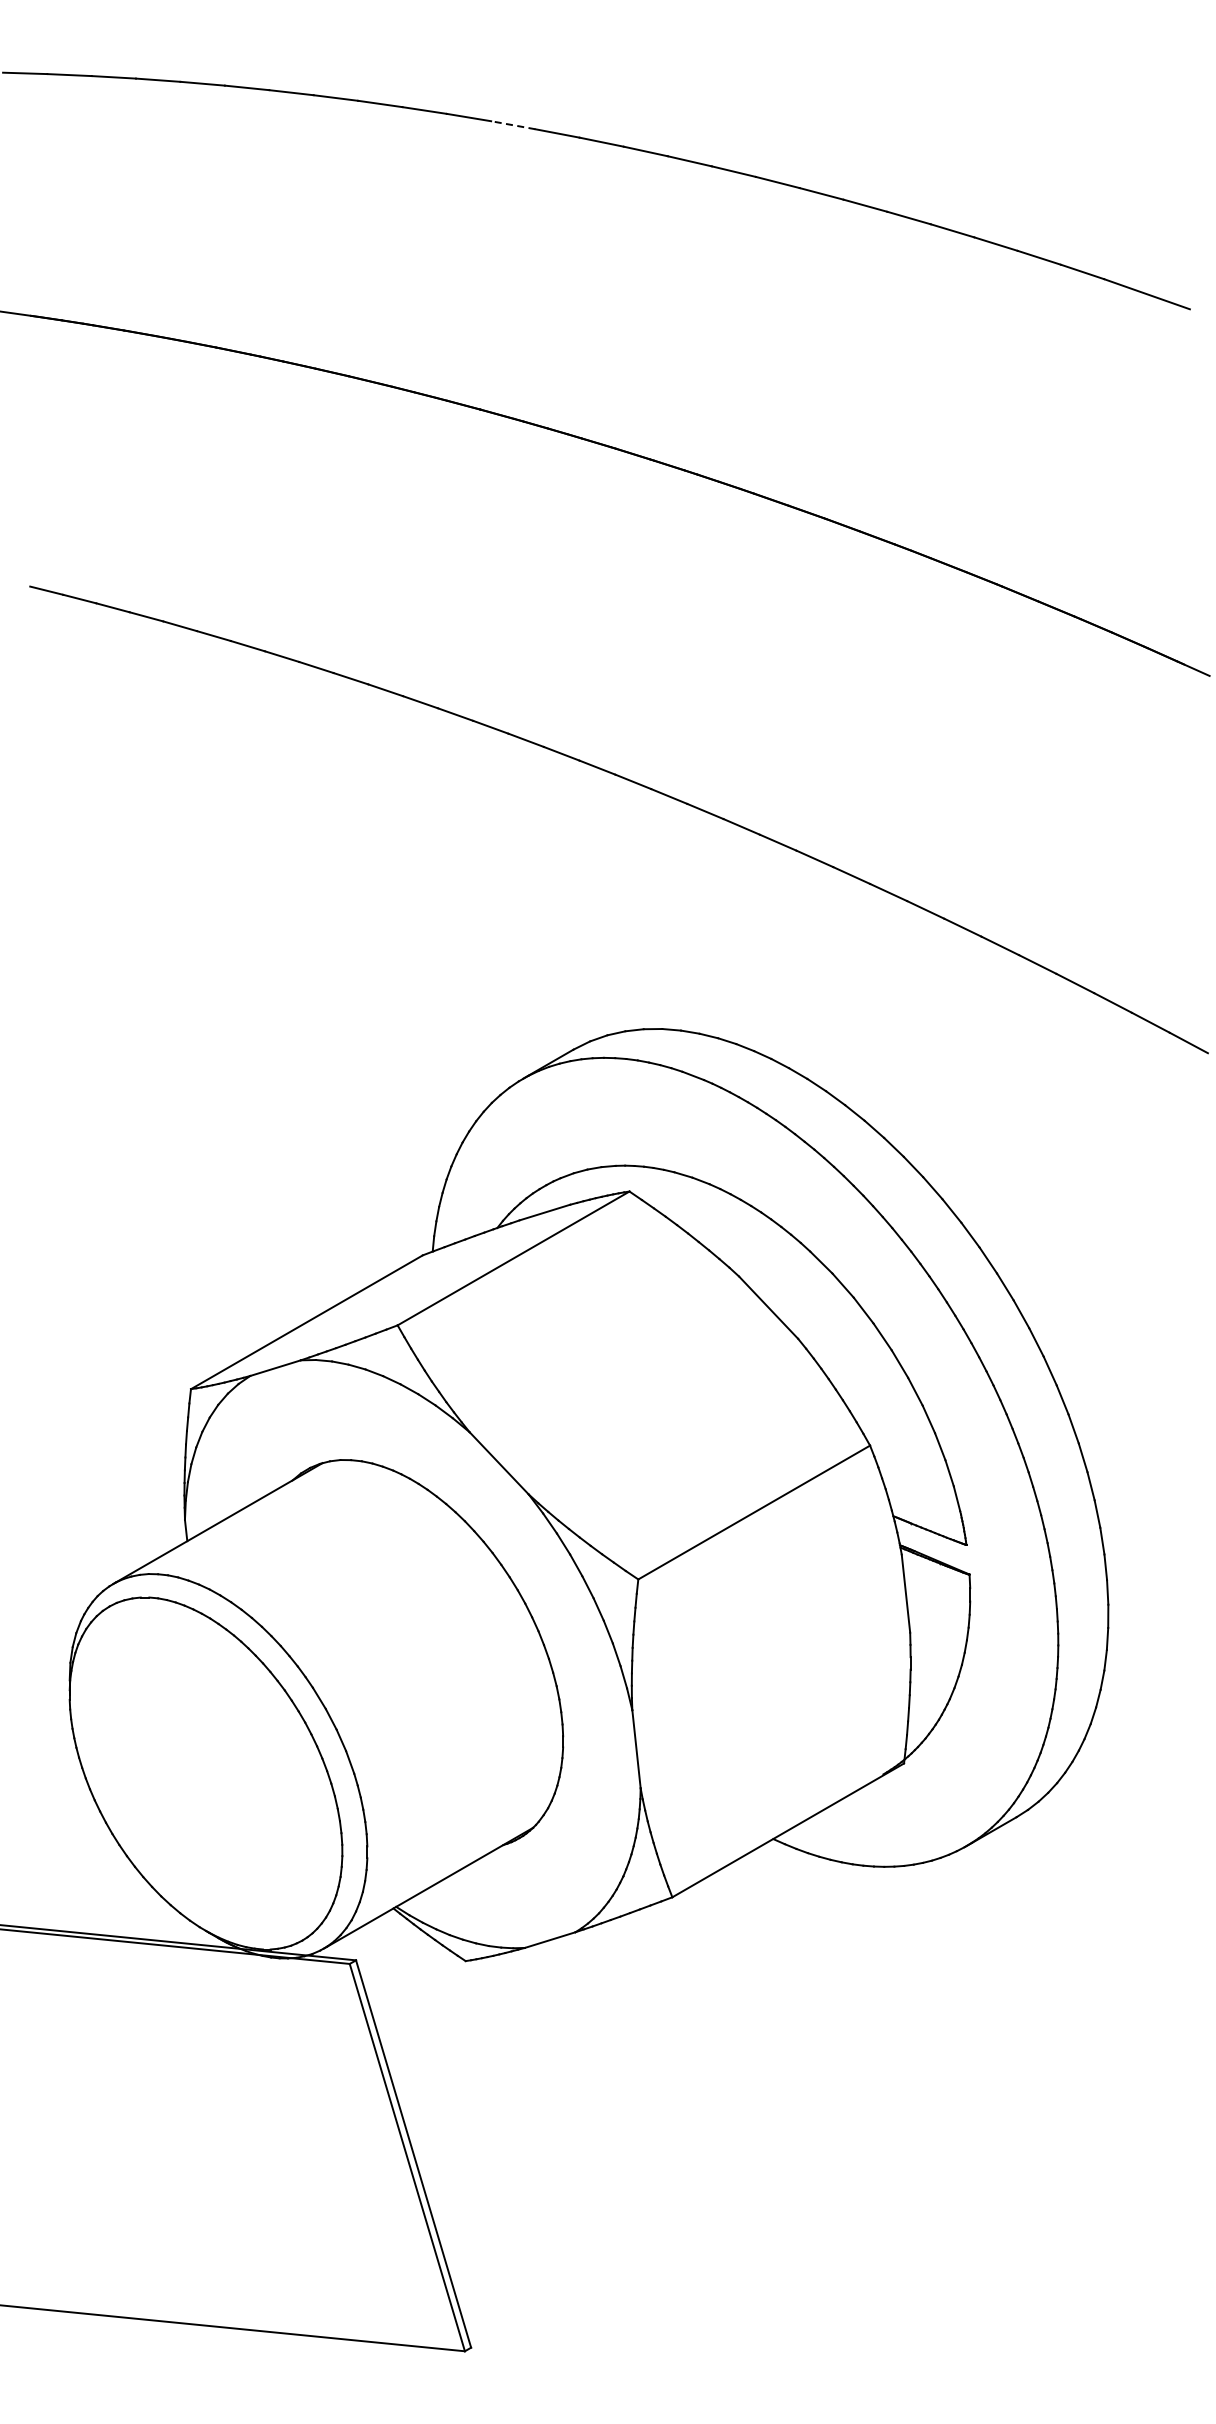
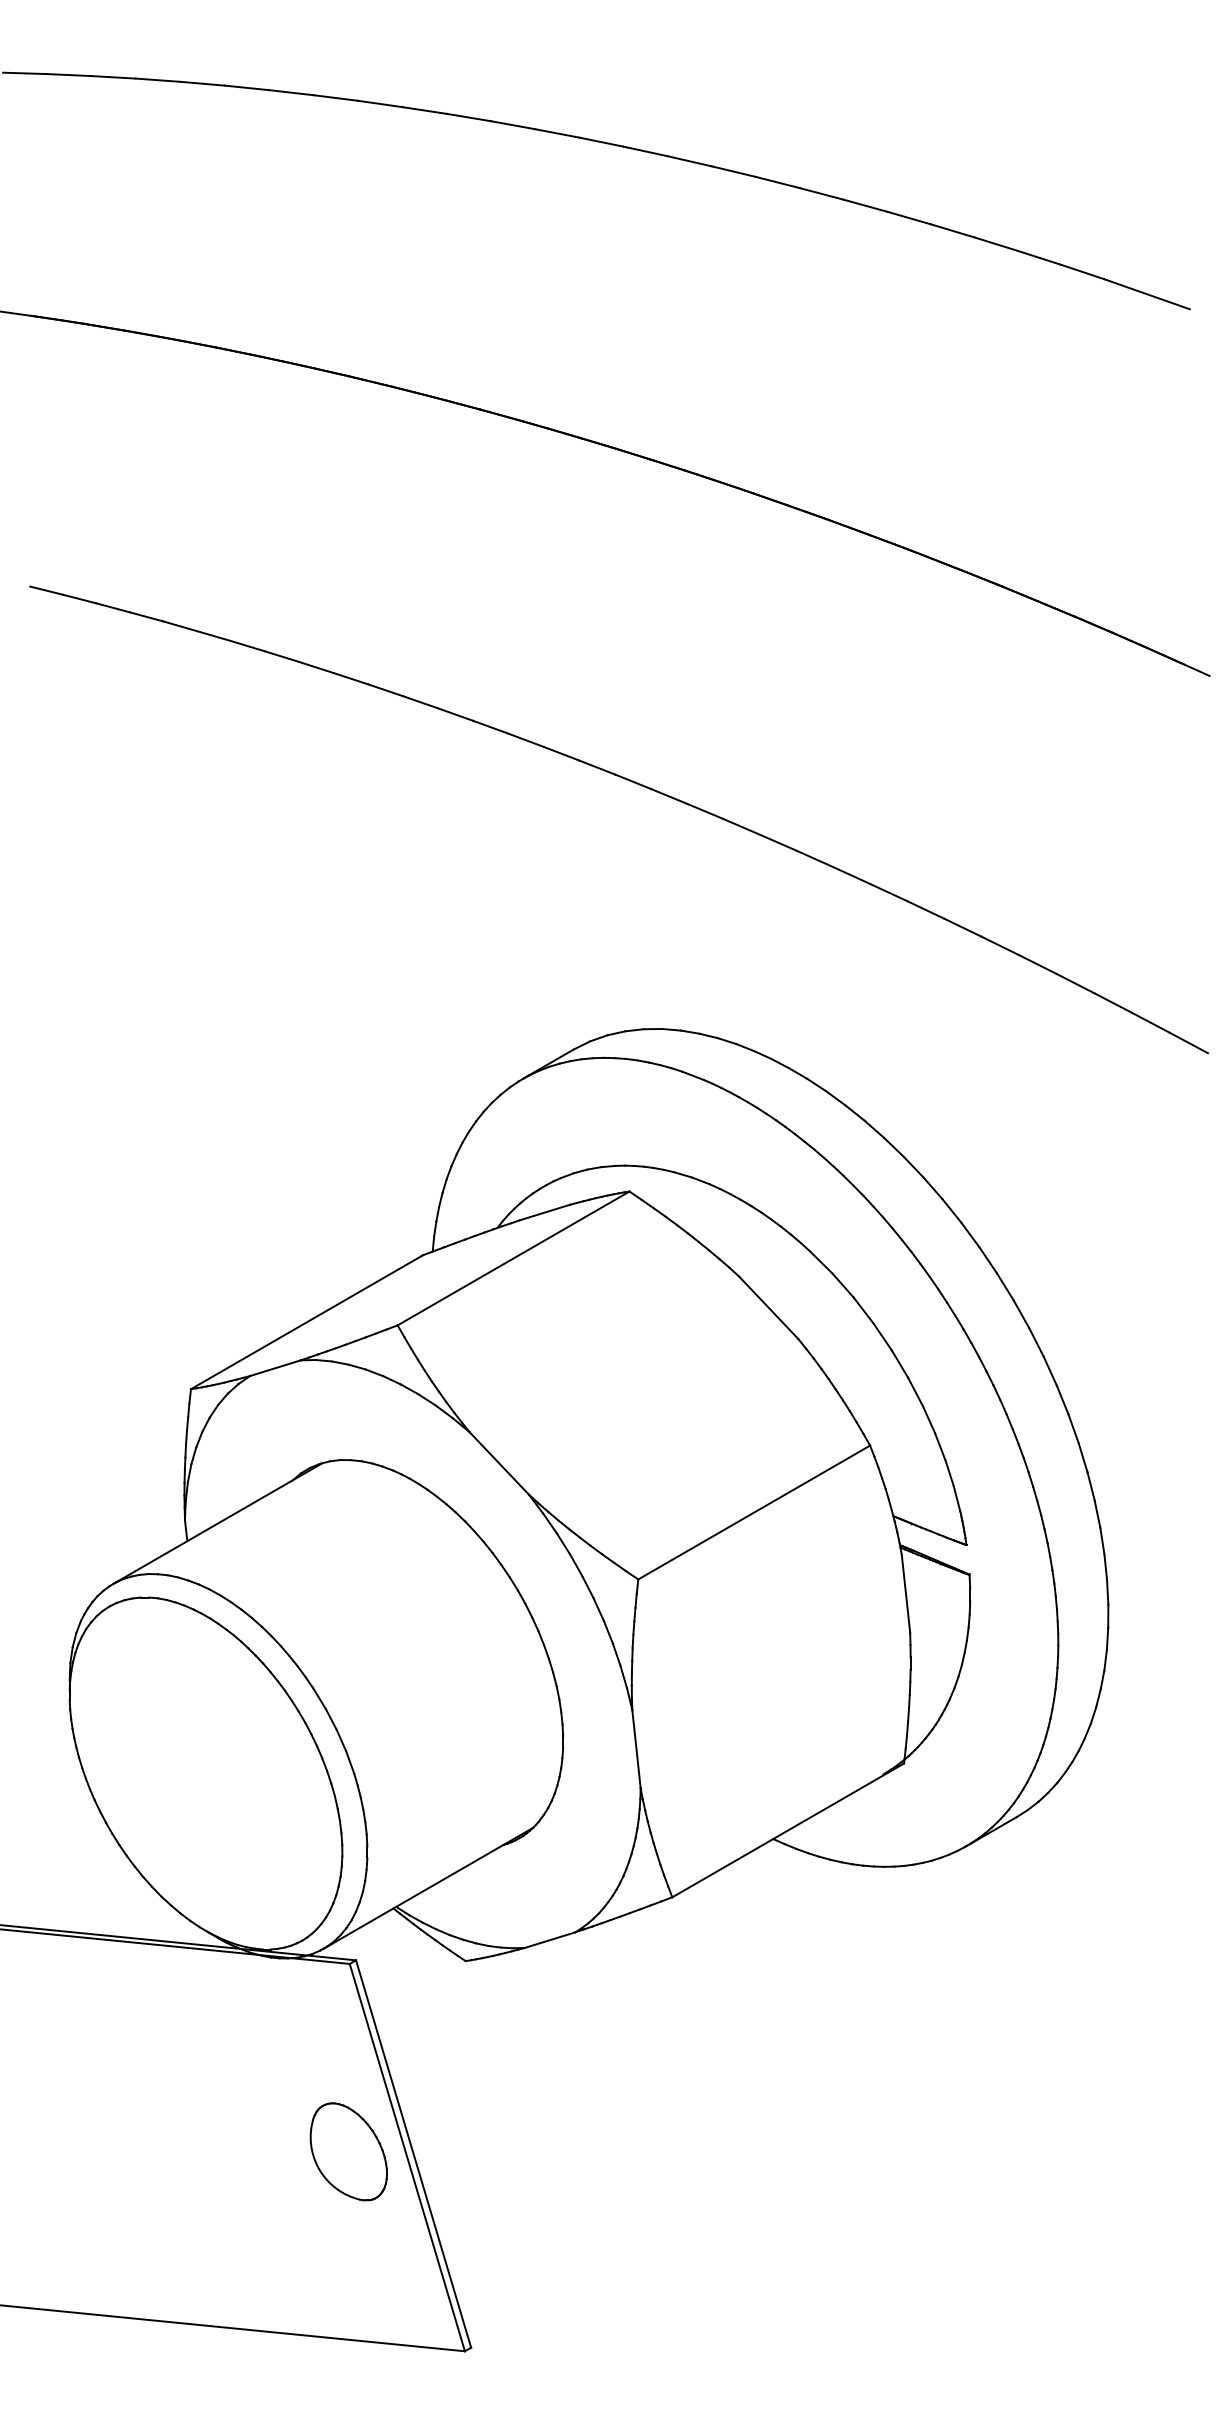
line: dashed -> solid (512, 125)
part: none -> present (348, 2151)
